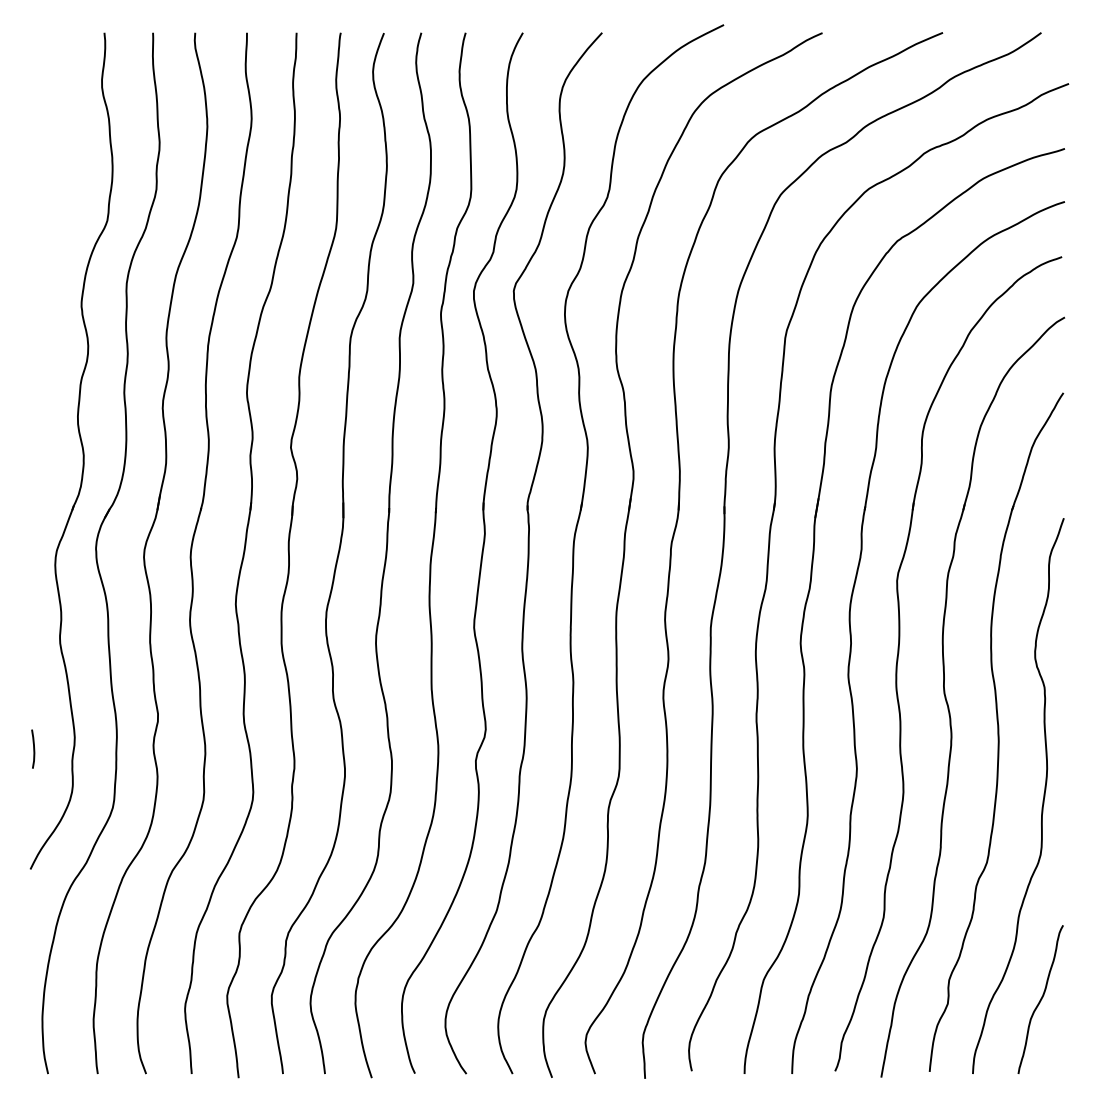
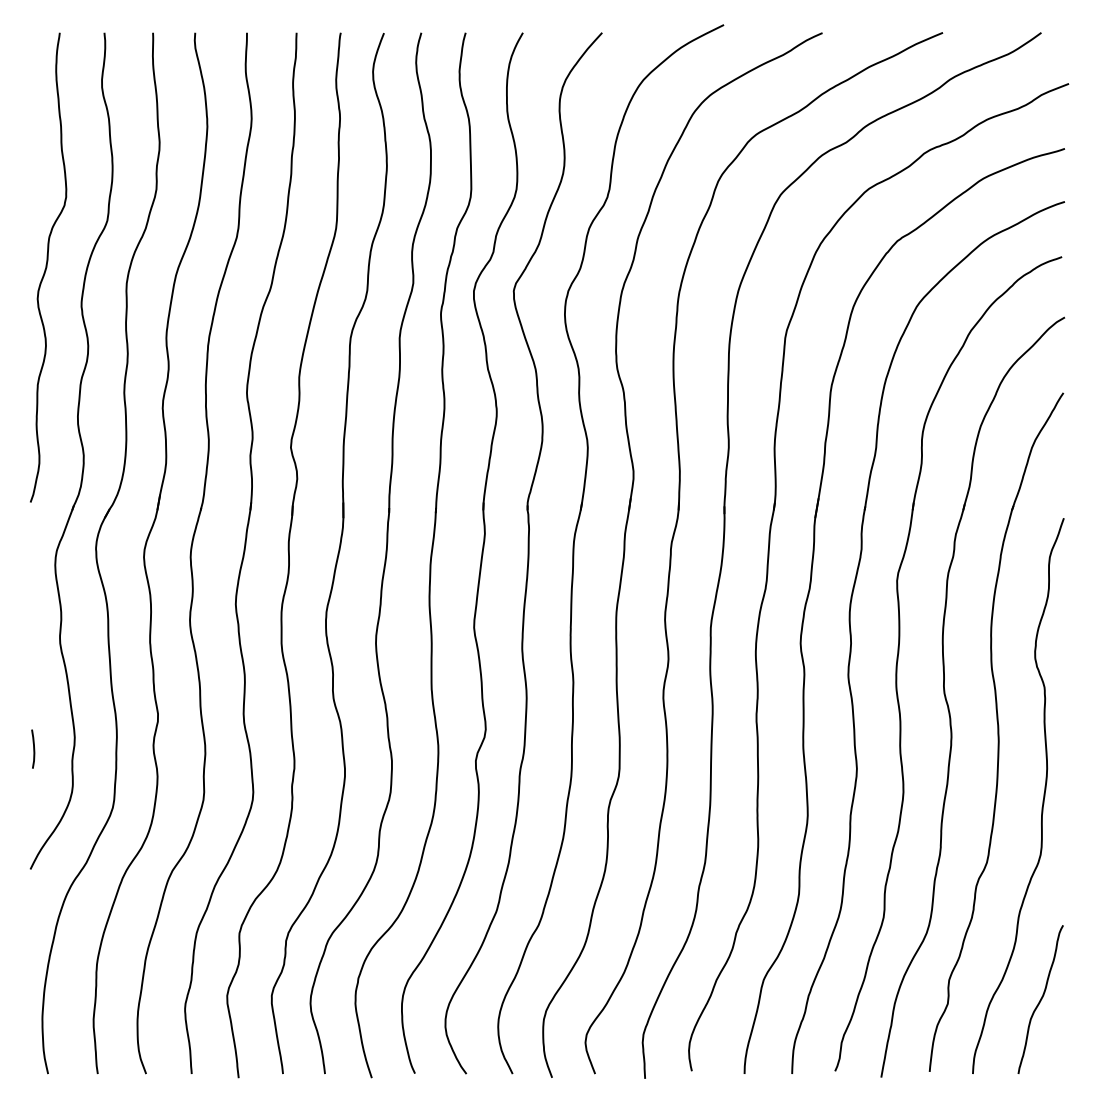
curve: none -> present (47, 267)
